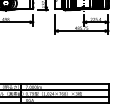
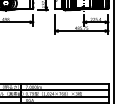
line: none -> present (114, 51)
